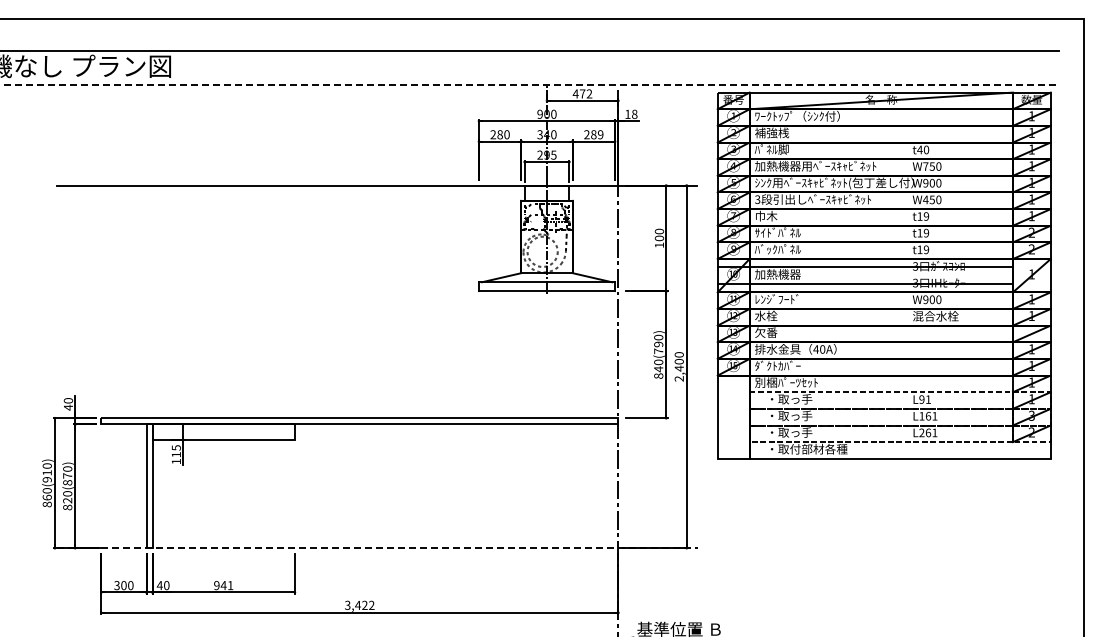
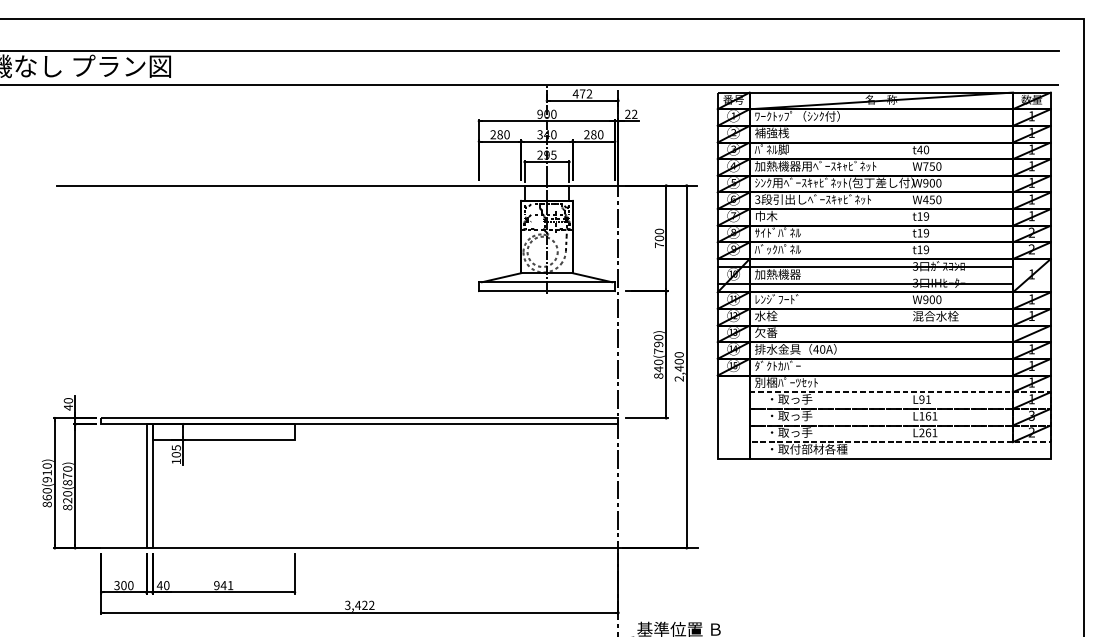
line: dashed -> solid (530, 85)
text: 18 -> 22 (631, 113)
text: 289 -> 280 (600, 134)
text: 100 -> 700 (659, 245)
text: 115 -> 105 (175, 454)
line: dashed -> solid (377, 548)
